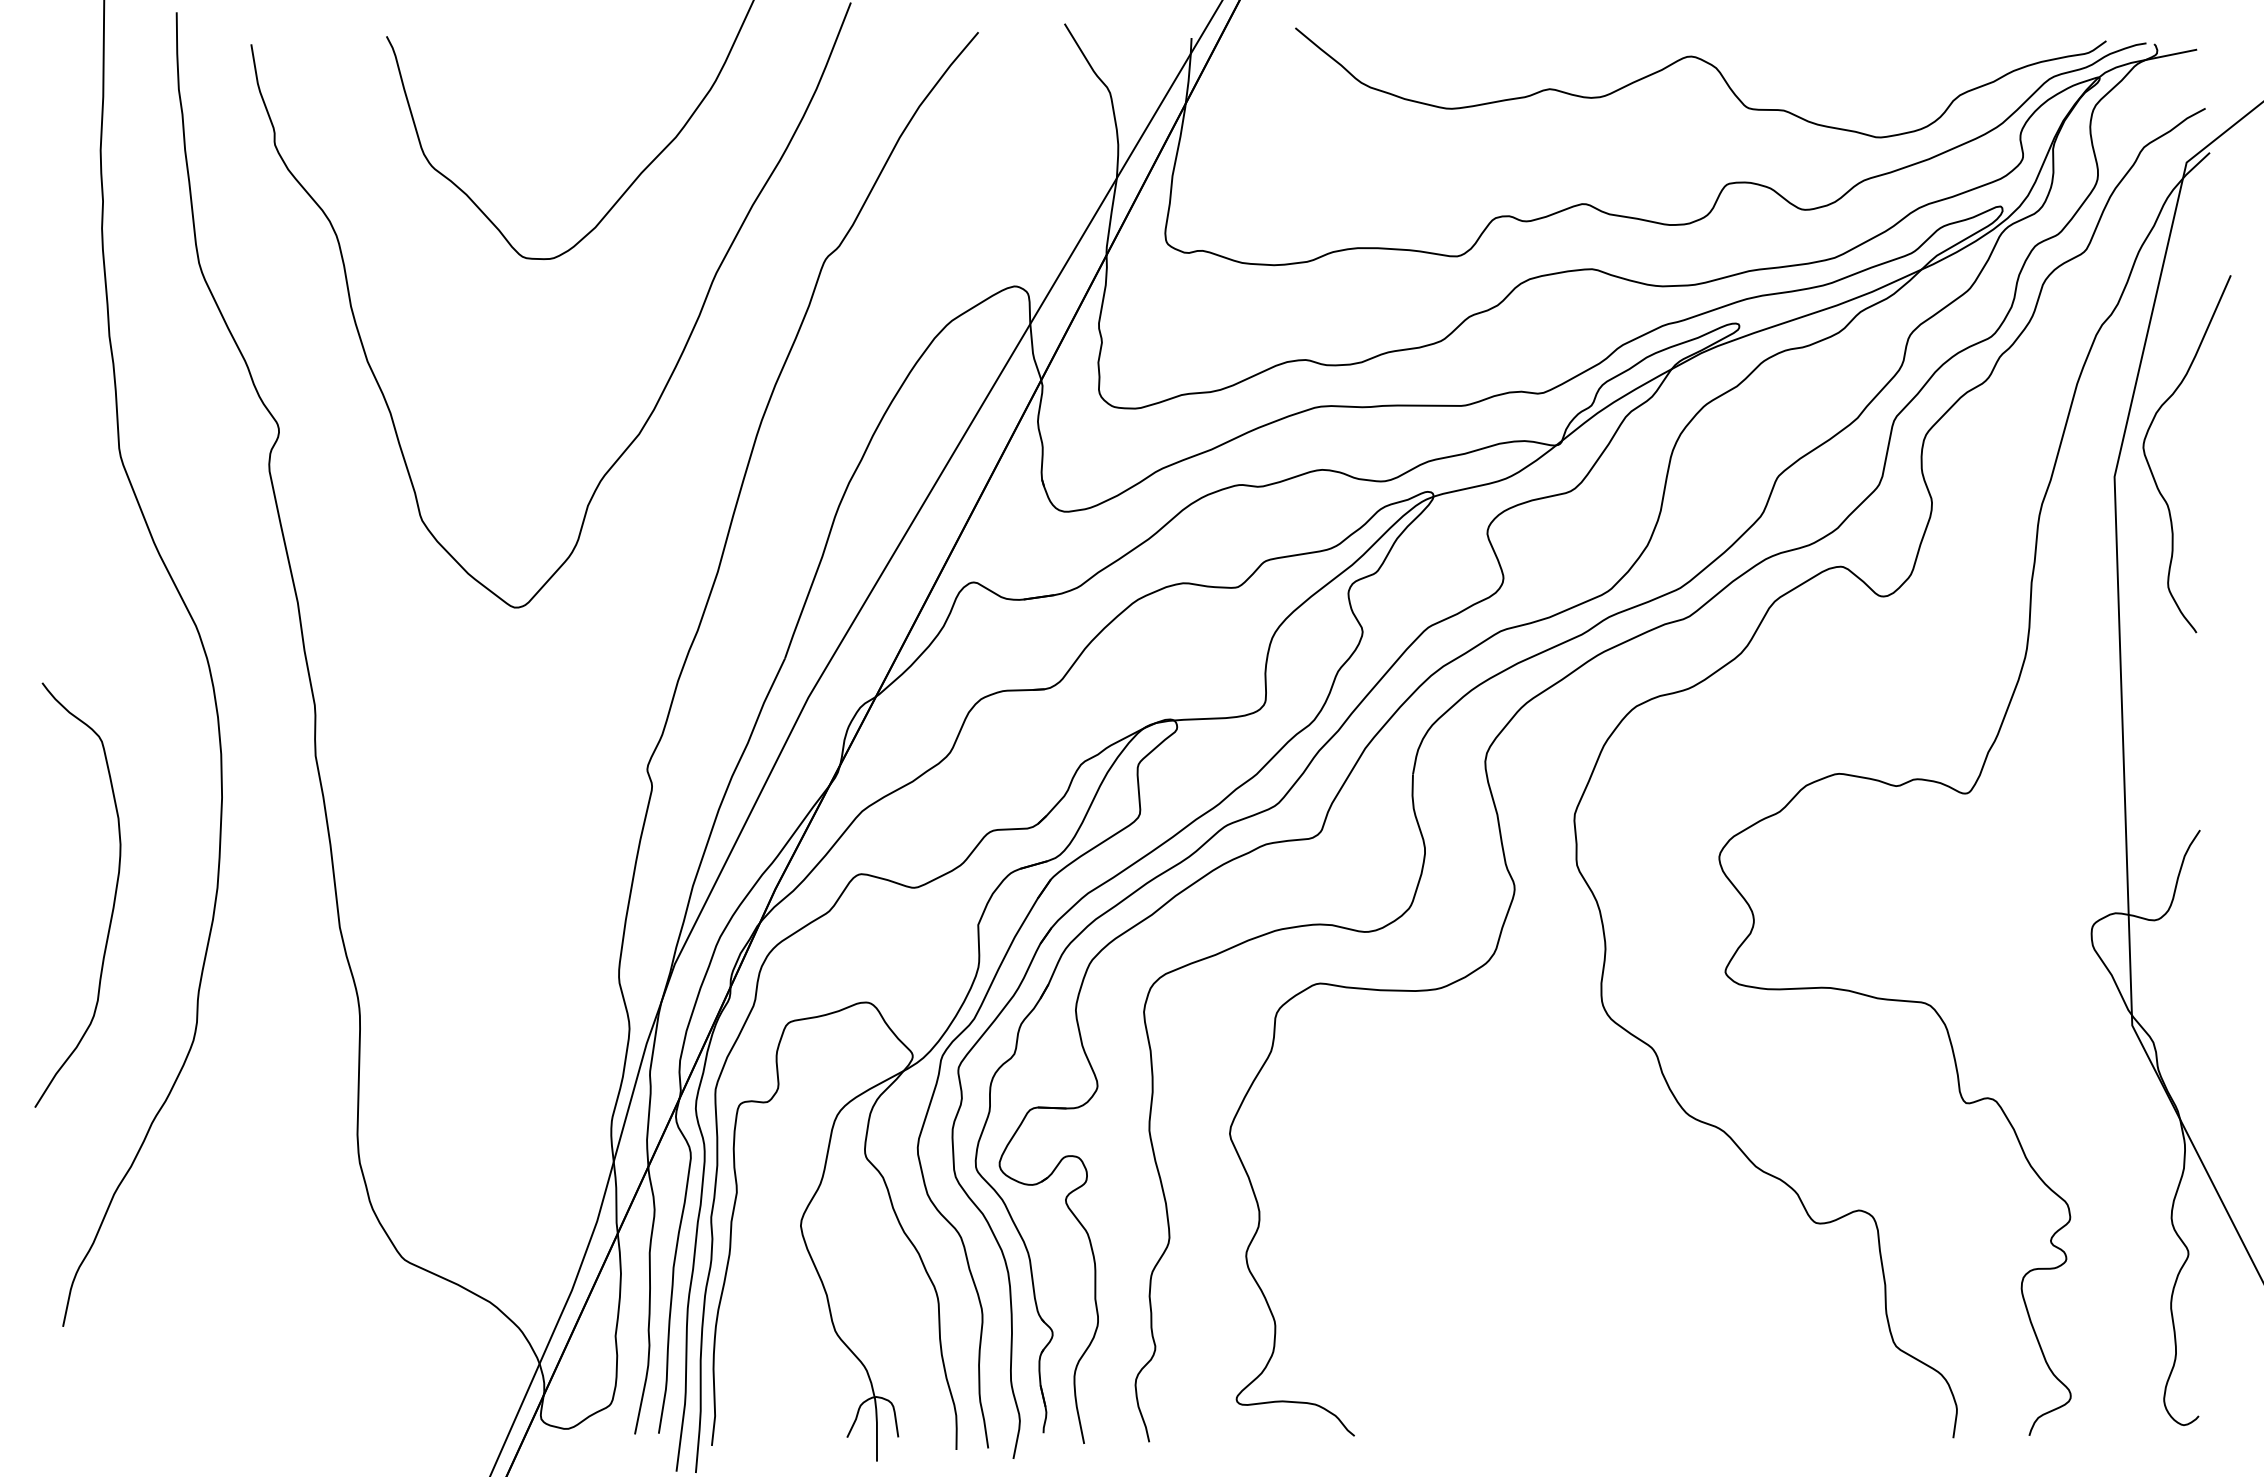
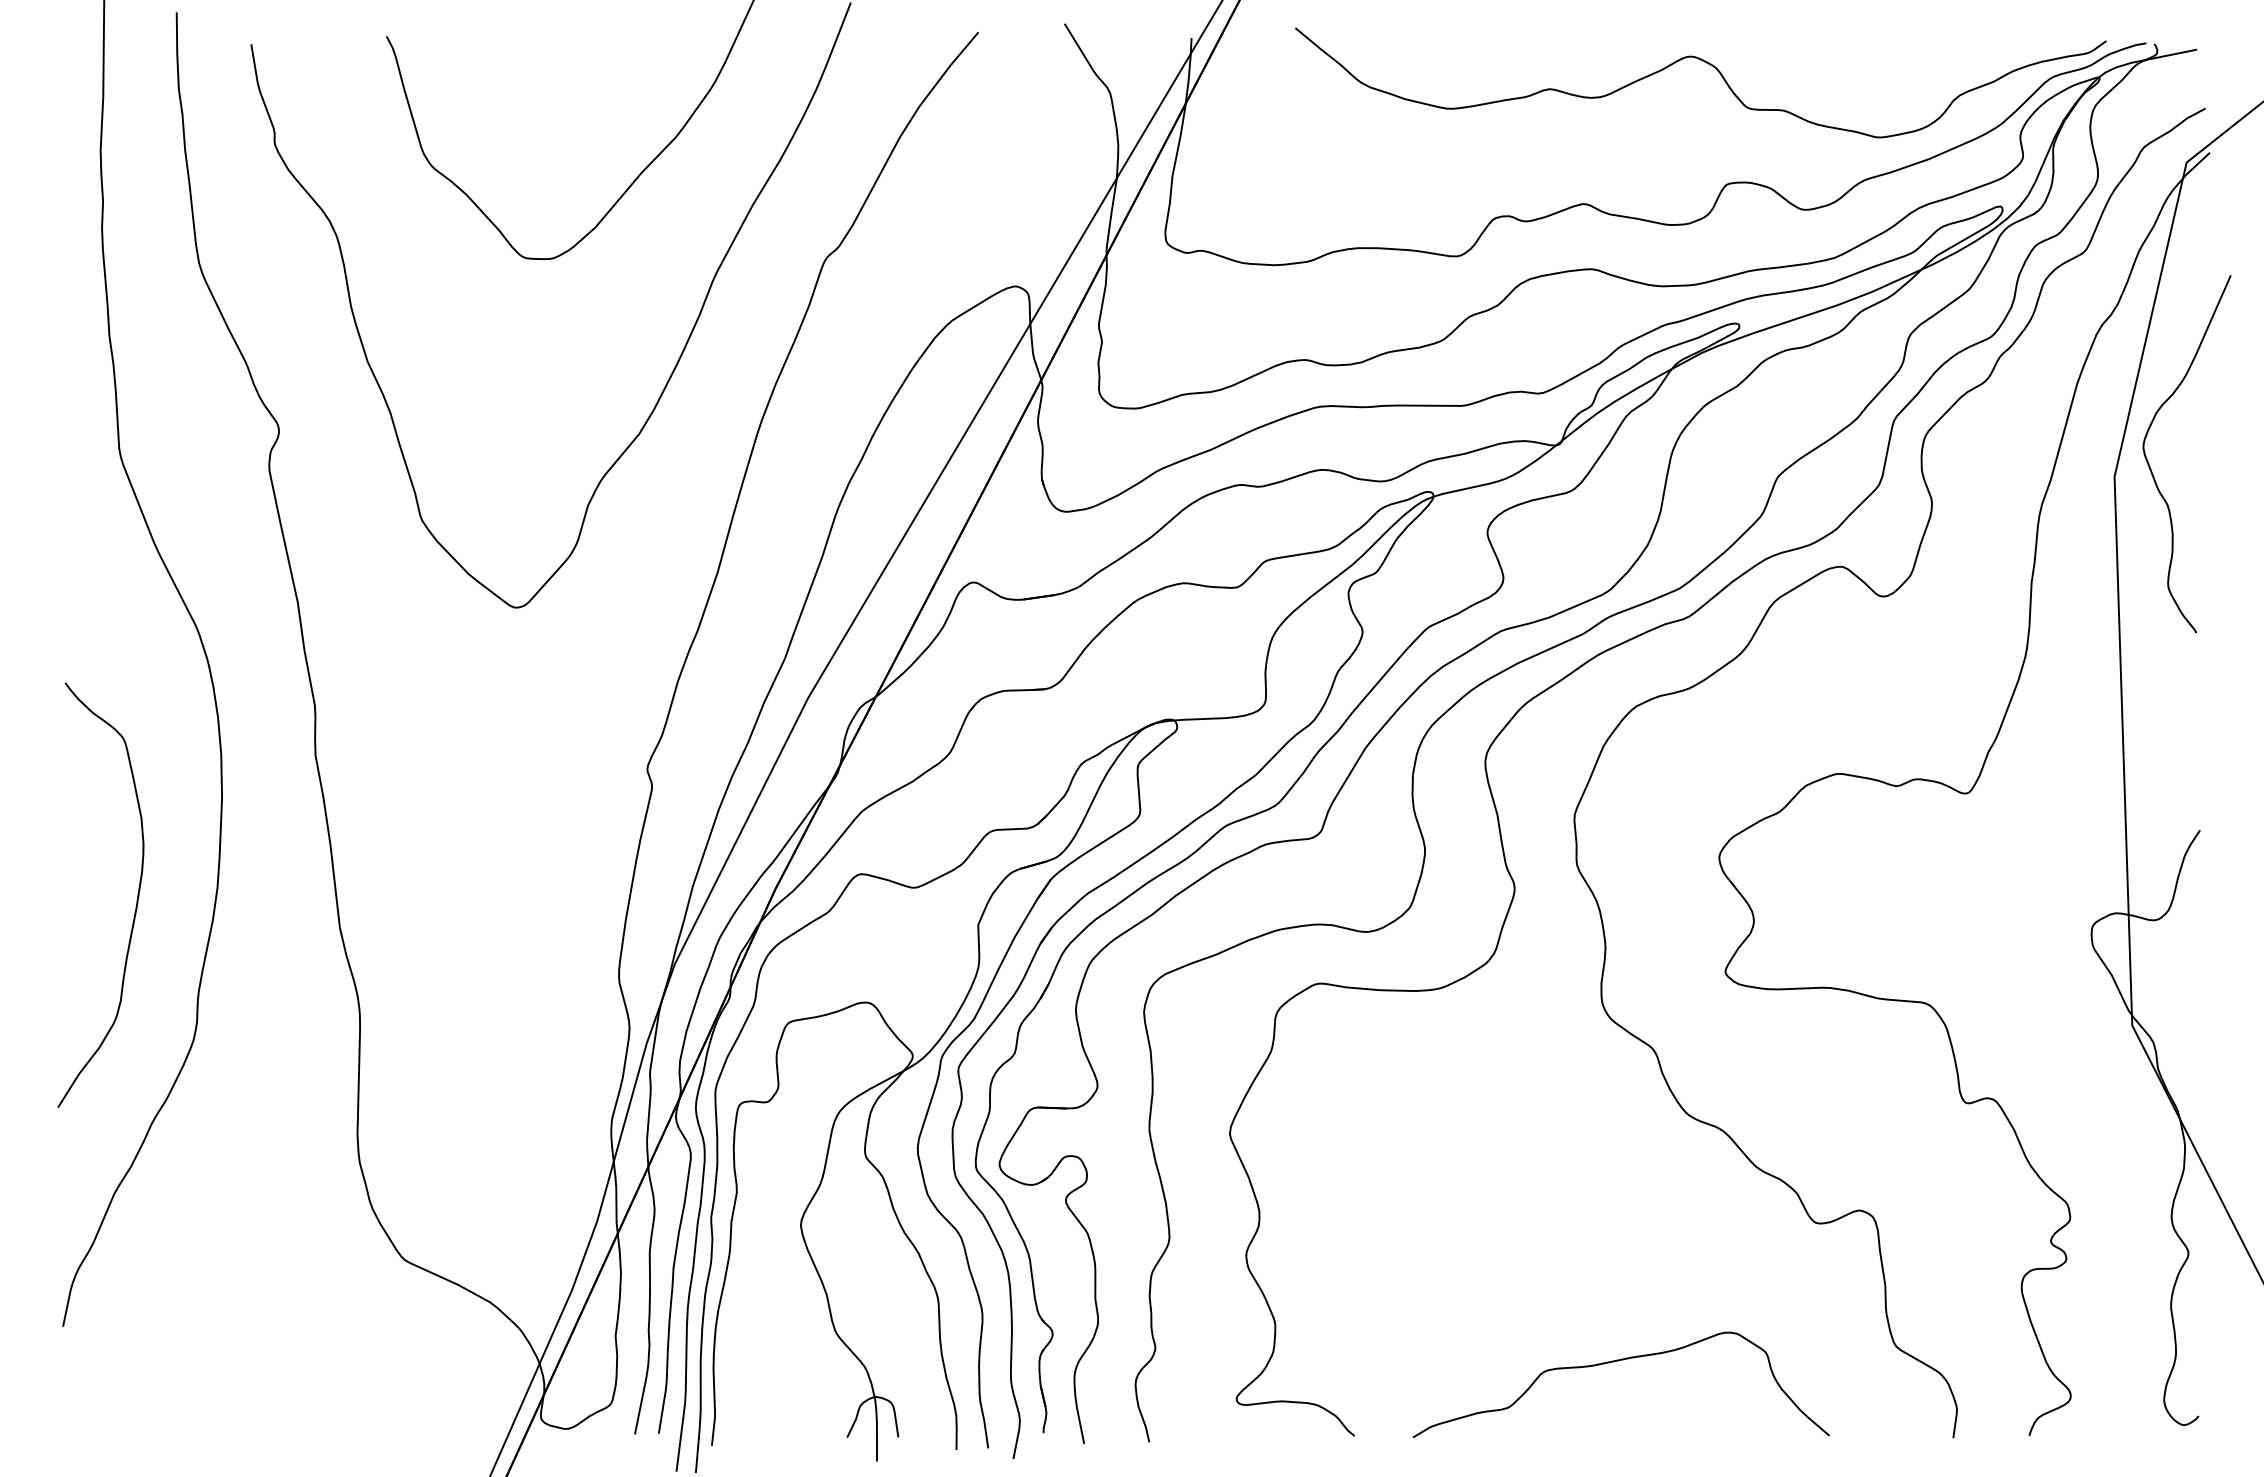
curve position: (113, 900) -> (136, 900) (136, 900)
curve: none -> present (1614, 1362)
